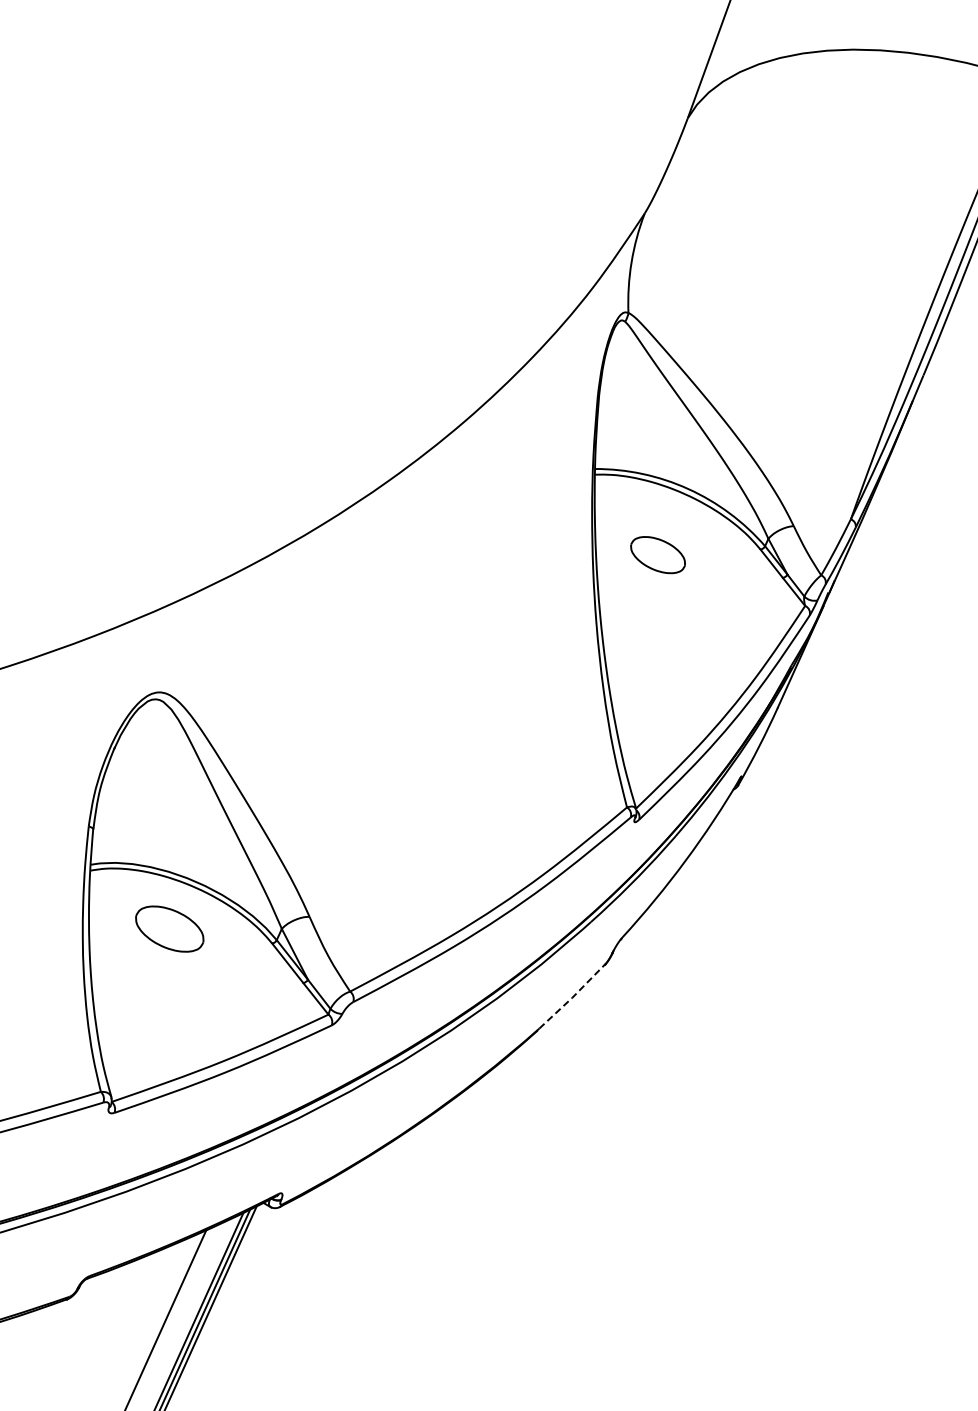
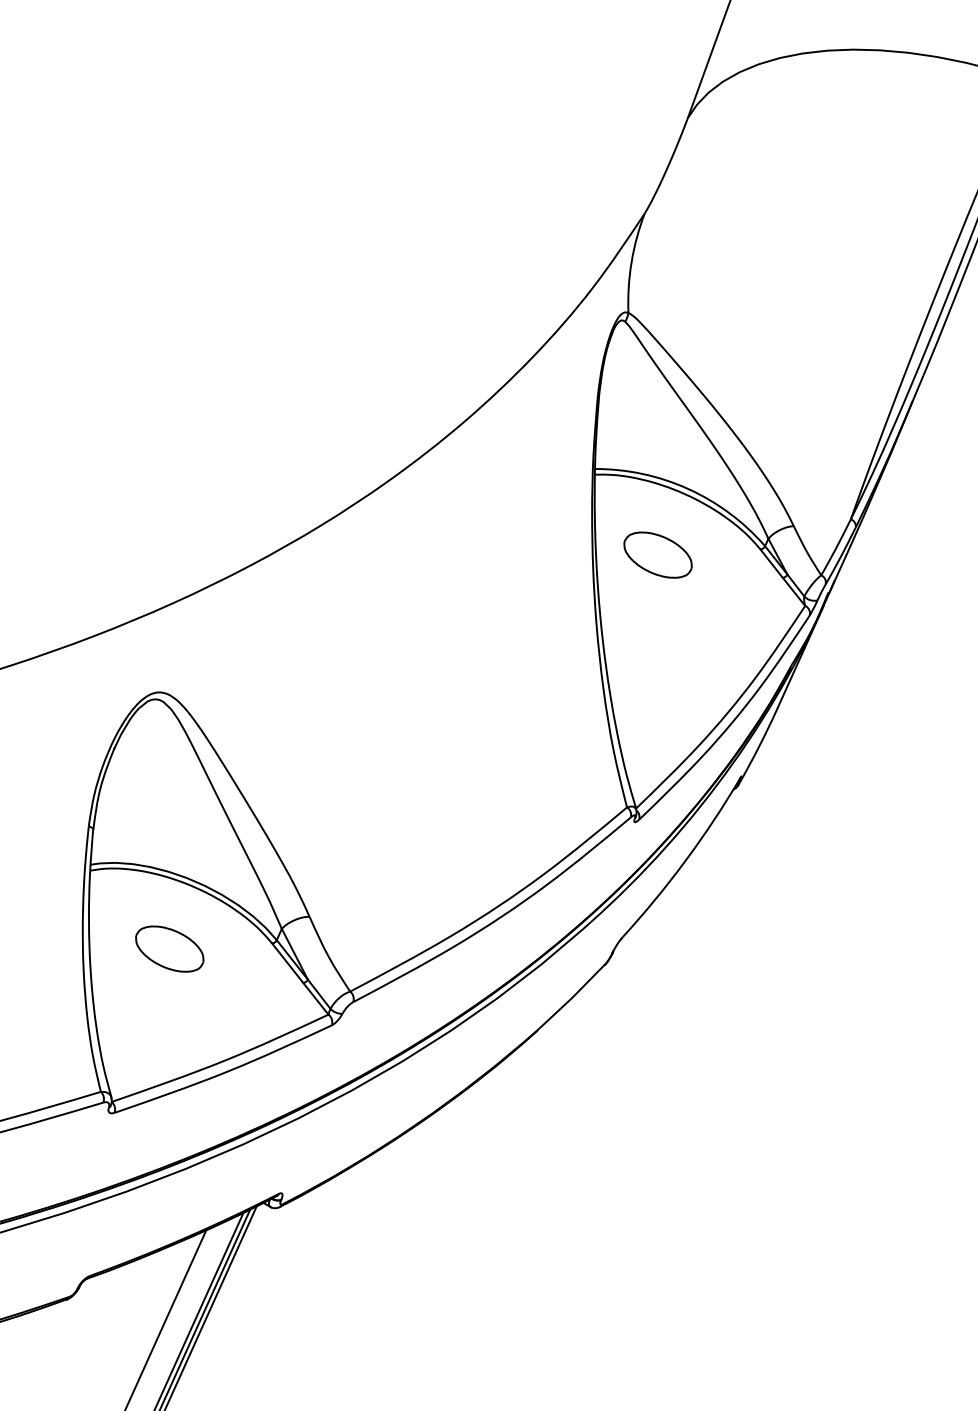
part size: 56x39 px -> 70x48 px (657, 554)
part position: (169, 928) -> (169, 948) (169, 948)
line: dashed -> solid (573, 996)
